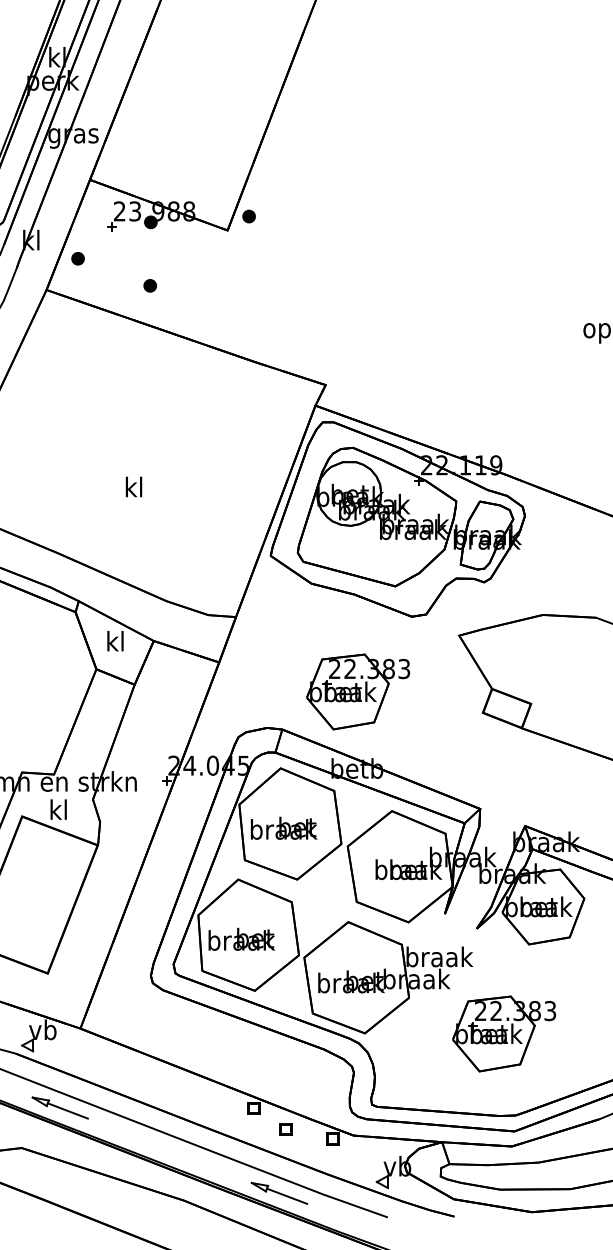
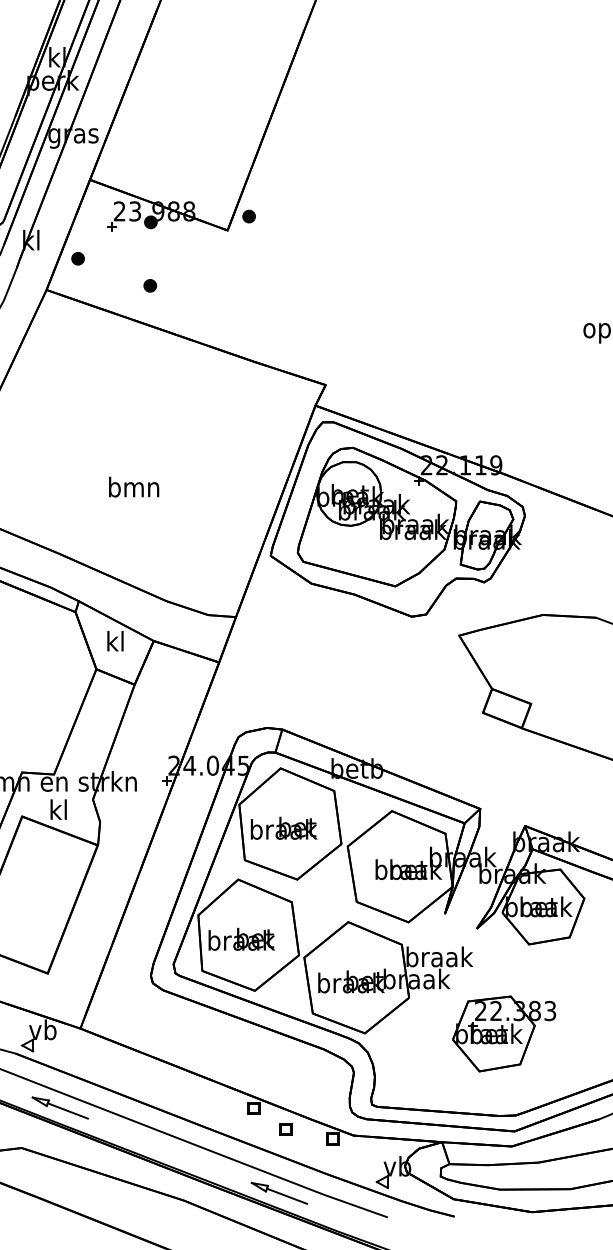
text: kl -> bmn (134, 486)
part: present -> none (358, 691)
